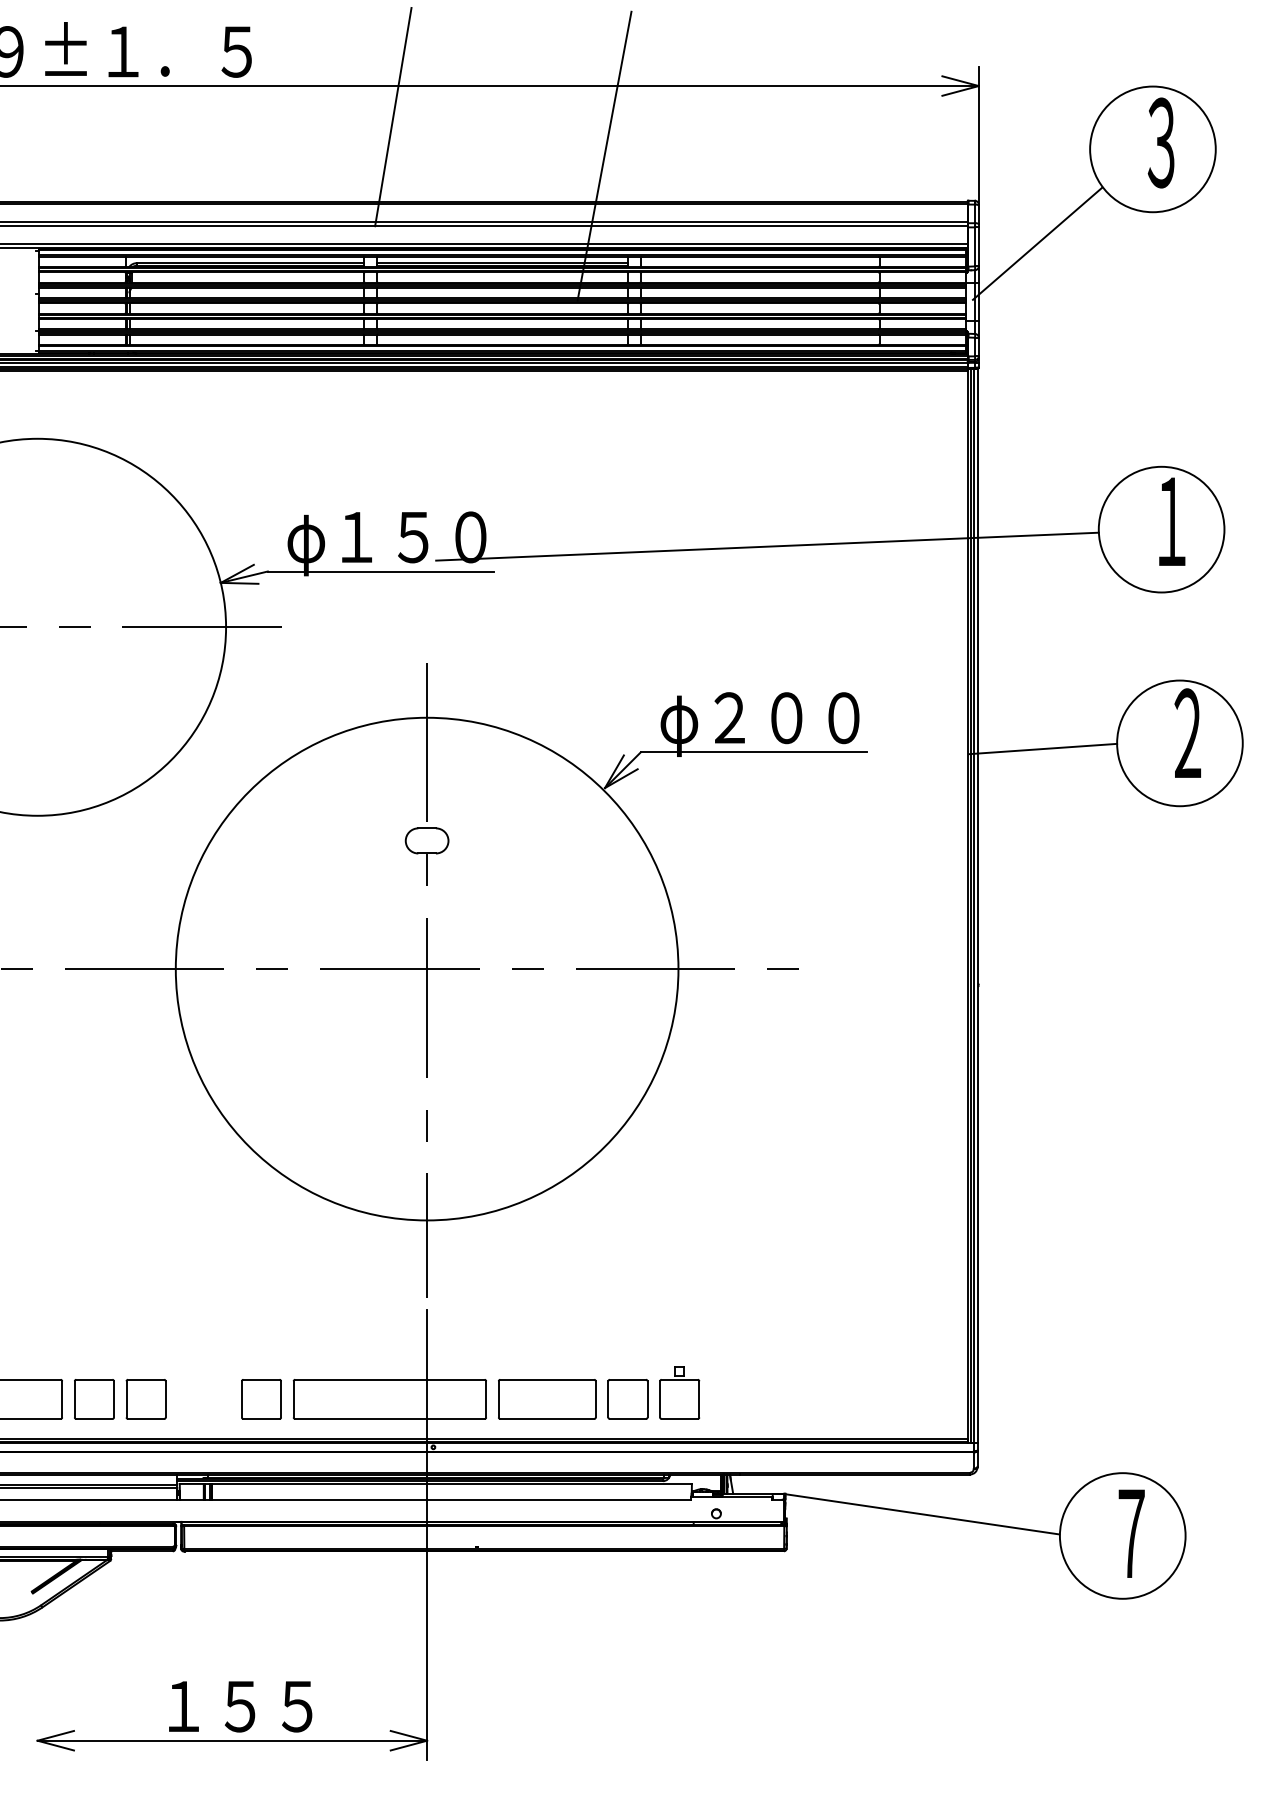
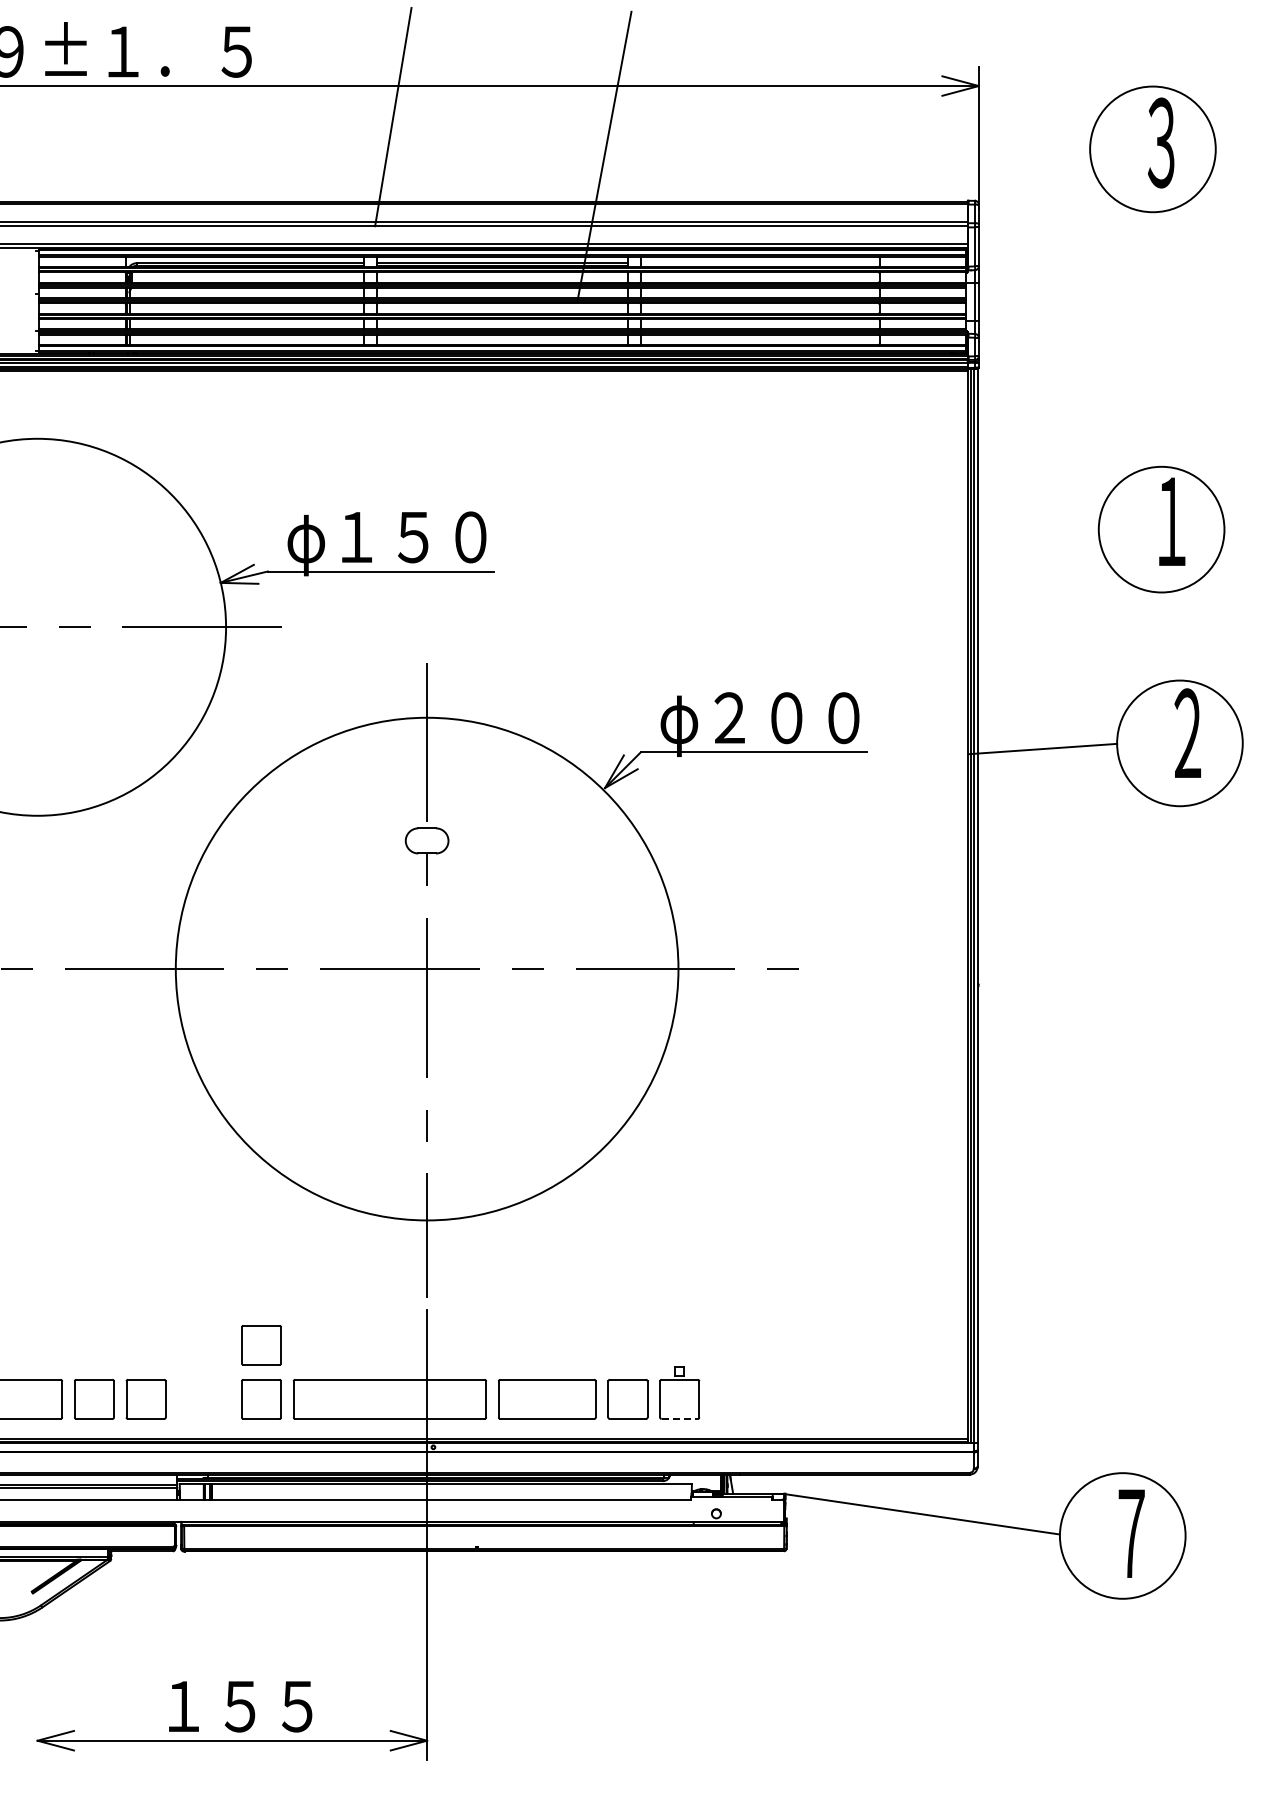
line: present -> none (1037, 243)
line: present -> none (767, 546)
part: none -> present (261, 1345)
line: solid -> dashed (680, 1418)
